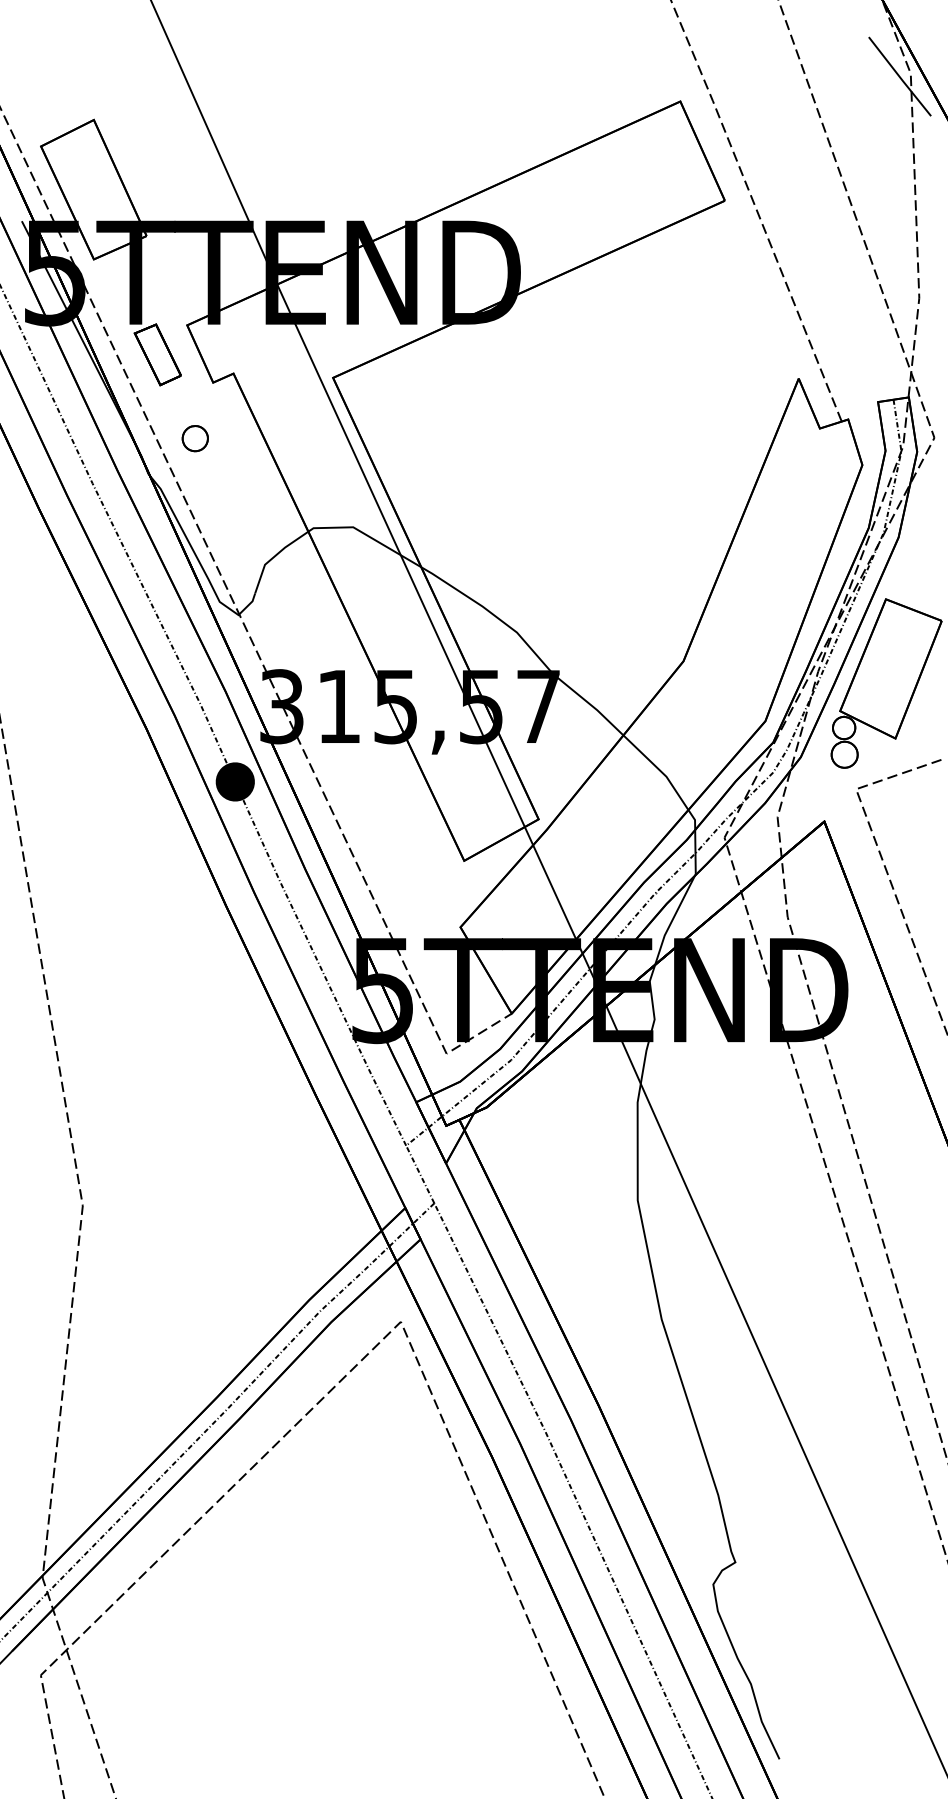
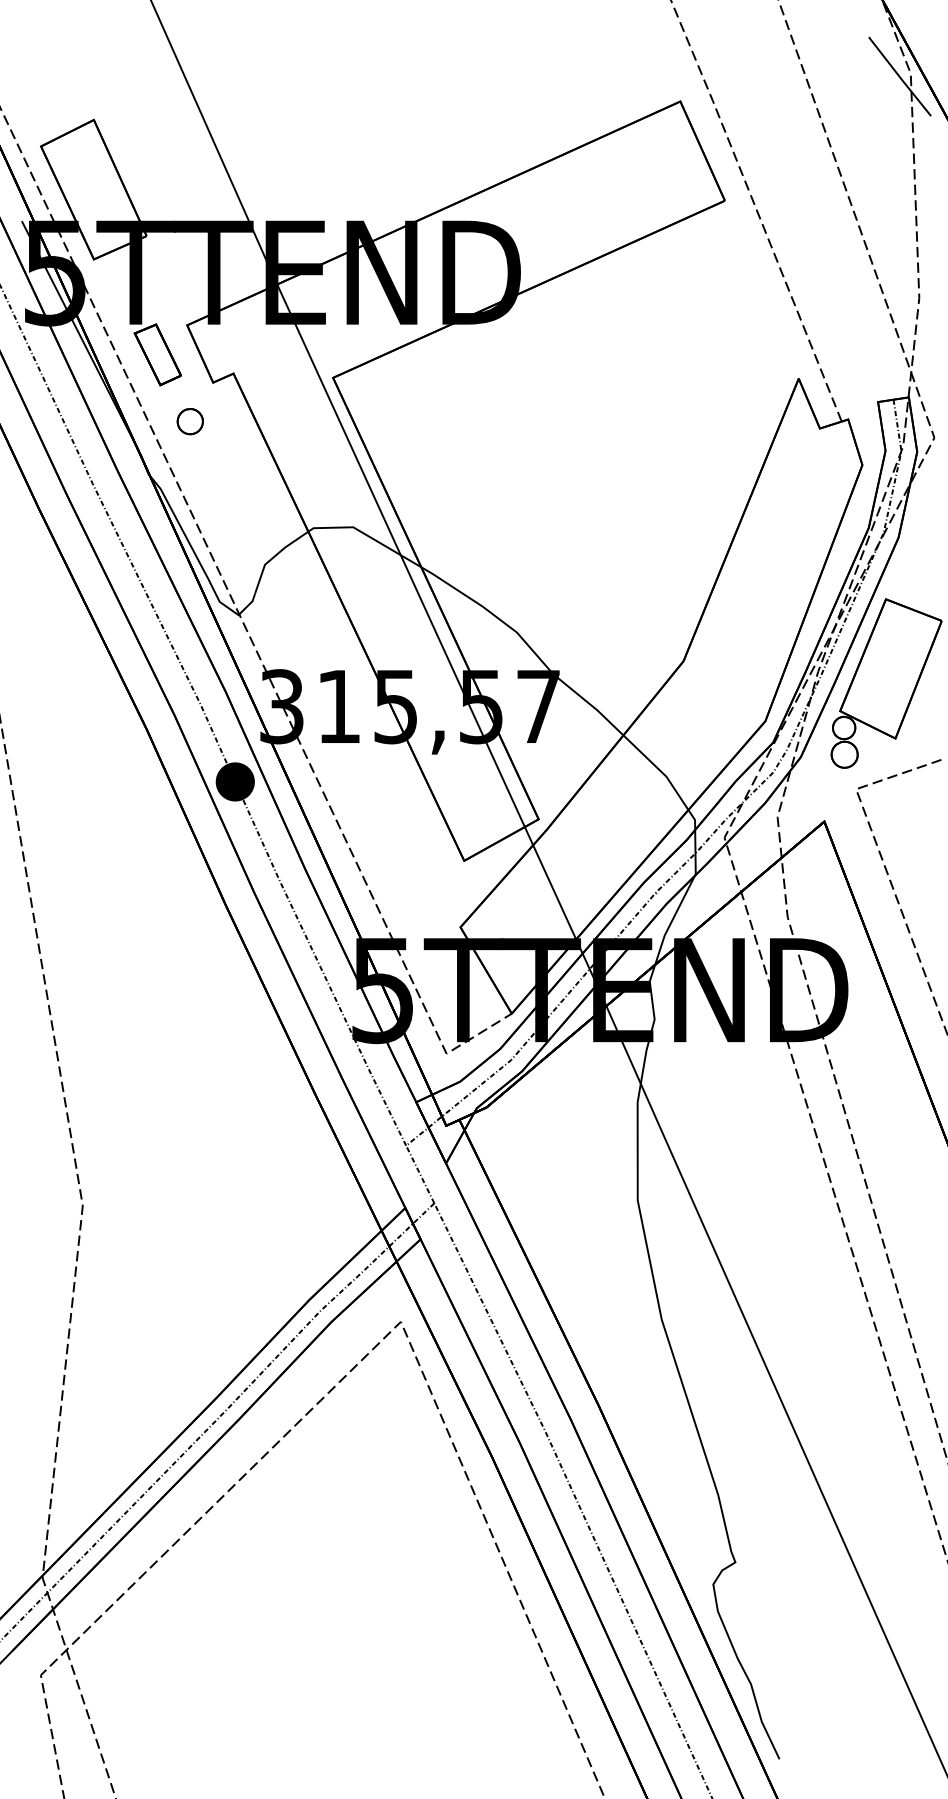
part position: (194, 438) -> (189, 421) (189, 421)
